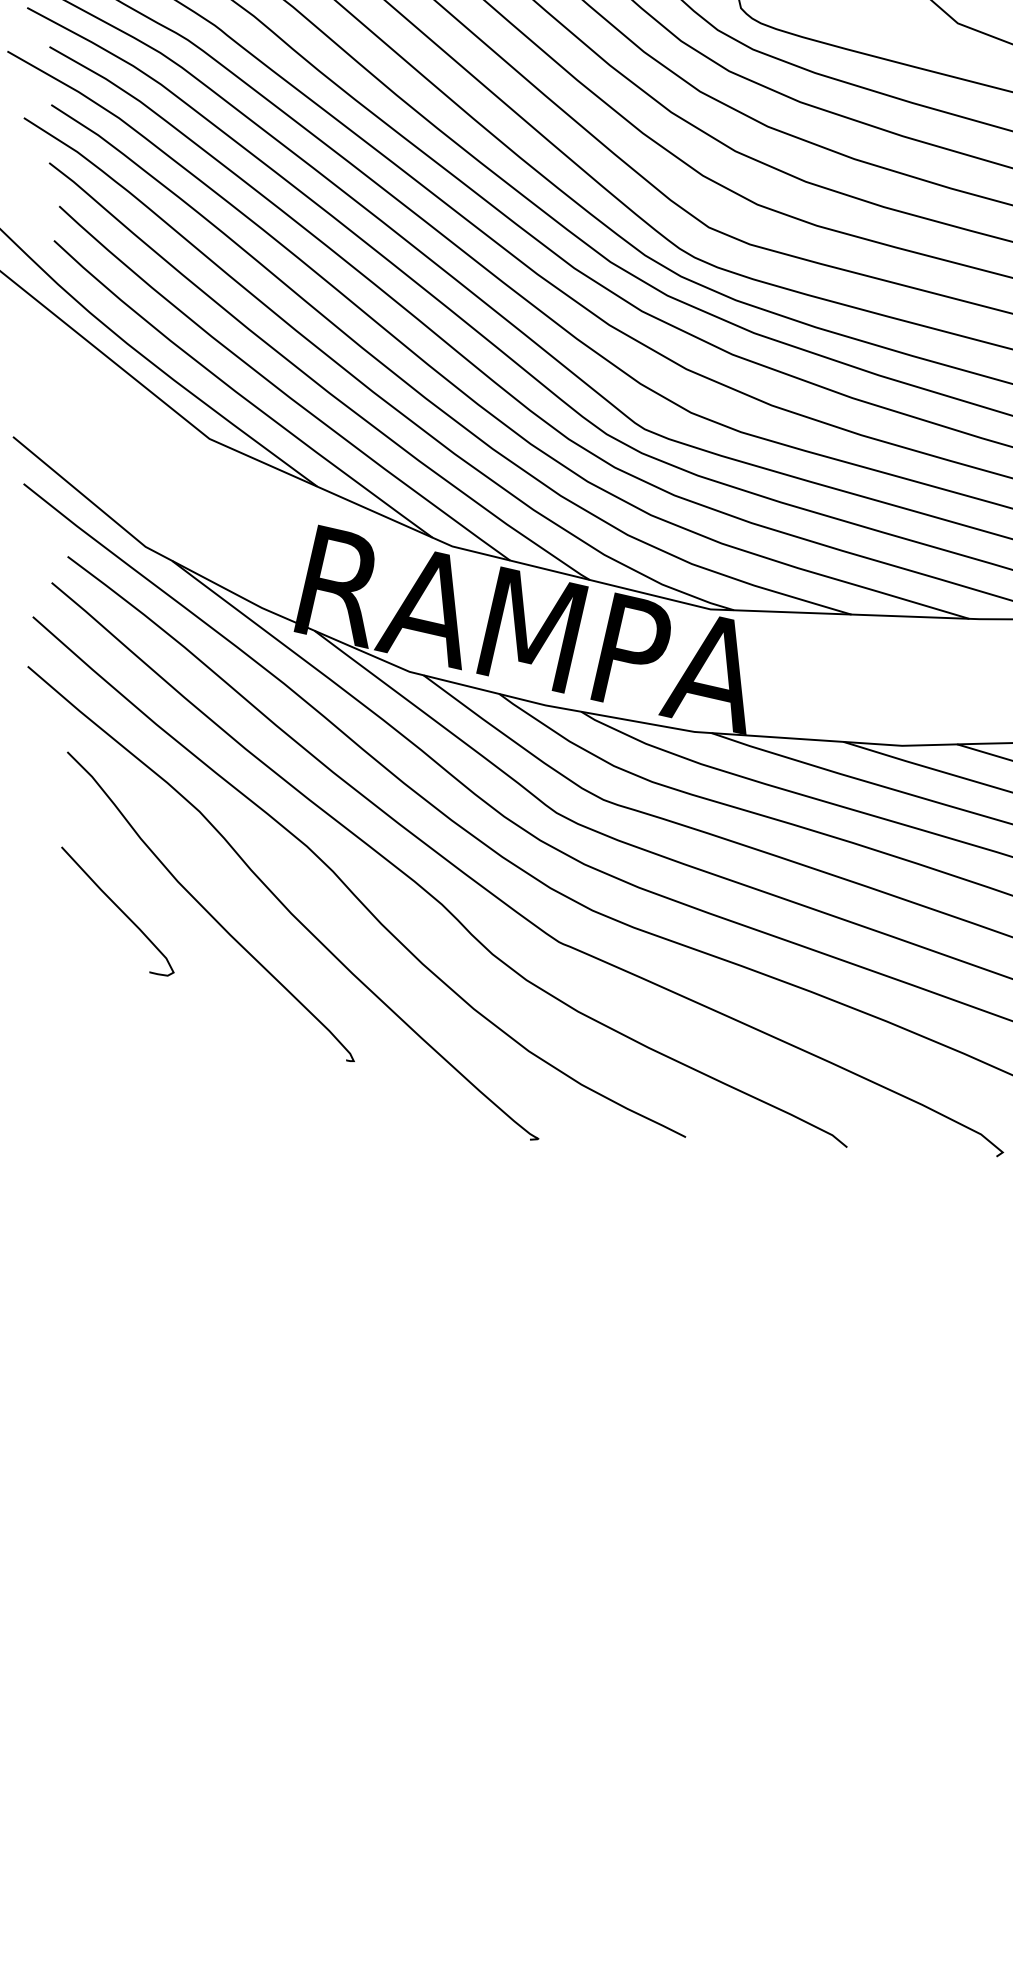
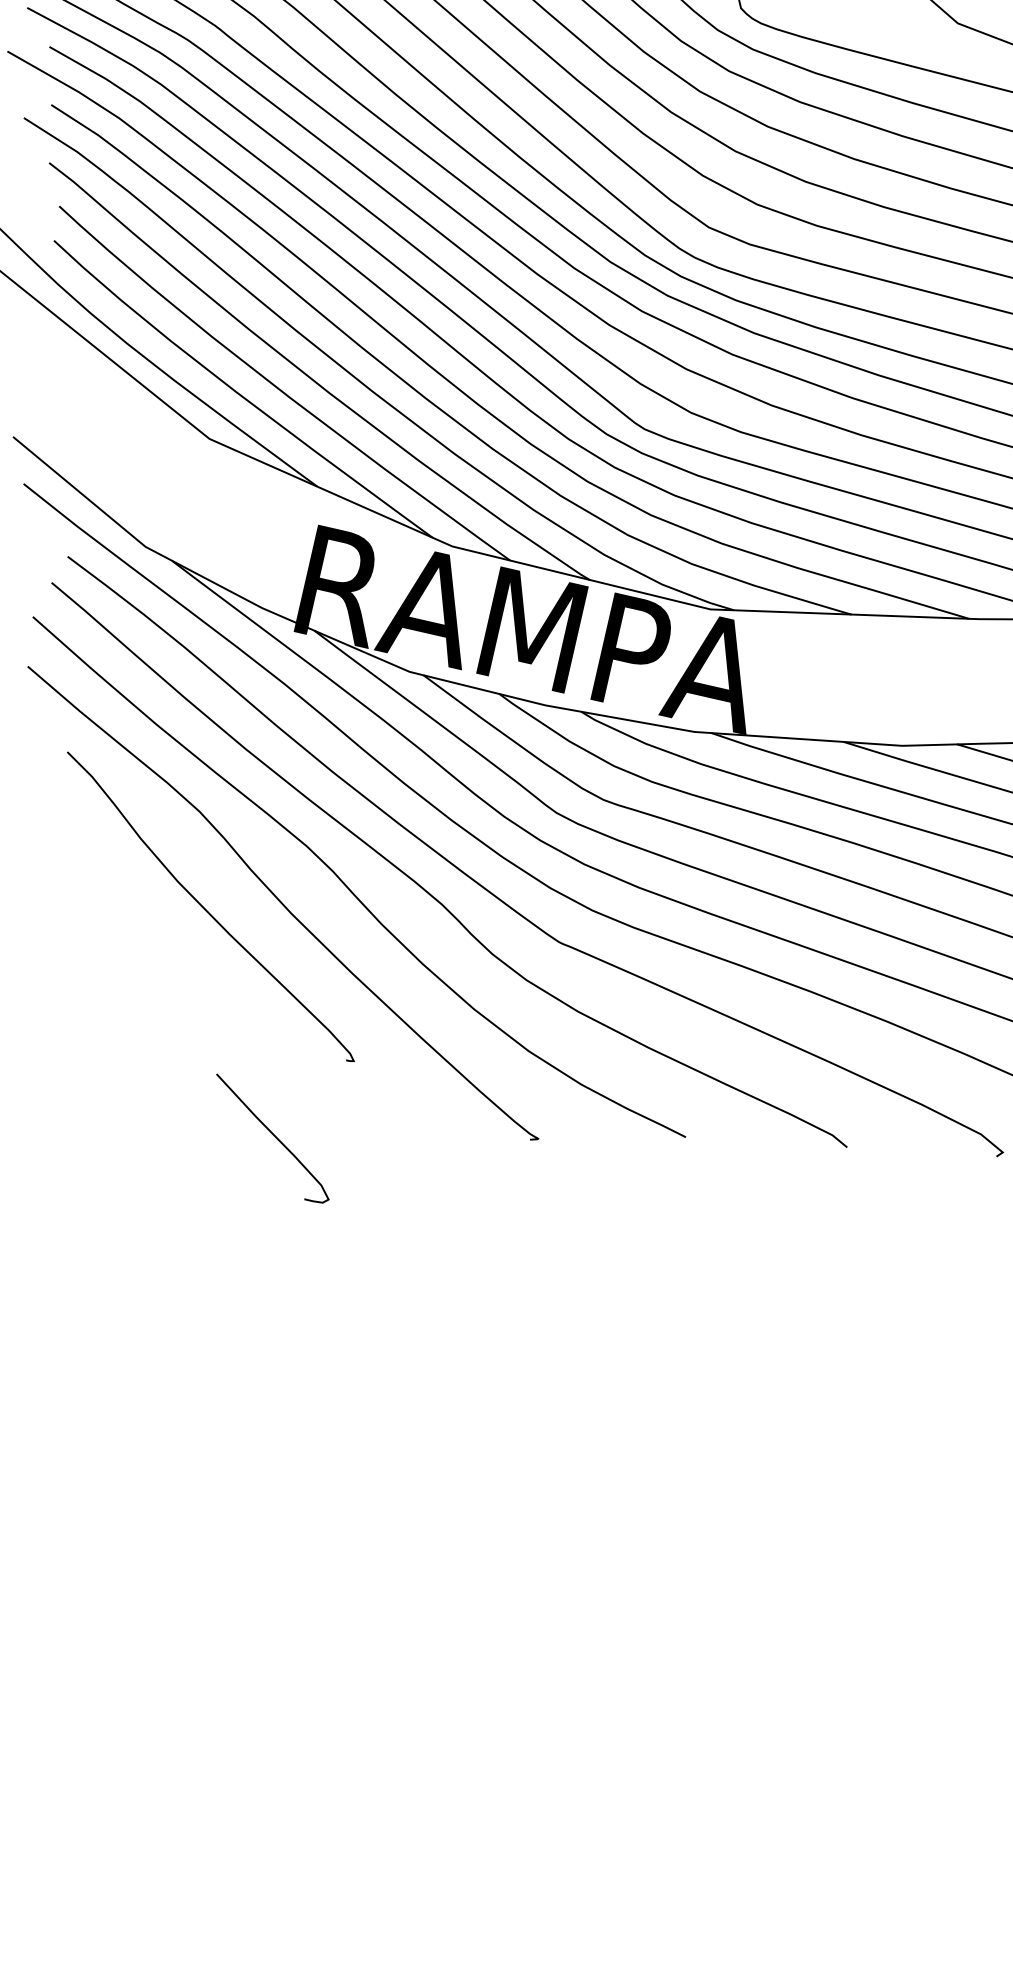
curve position: (118, 909) -> (273, 1136) (273, 1136)
